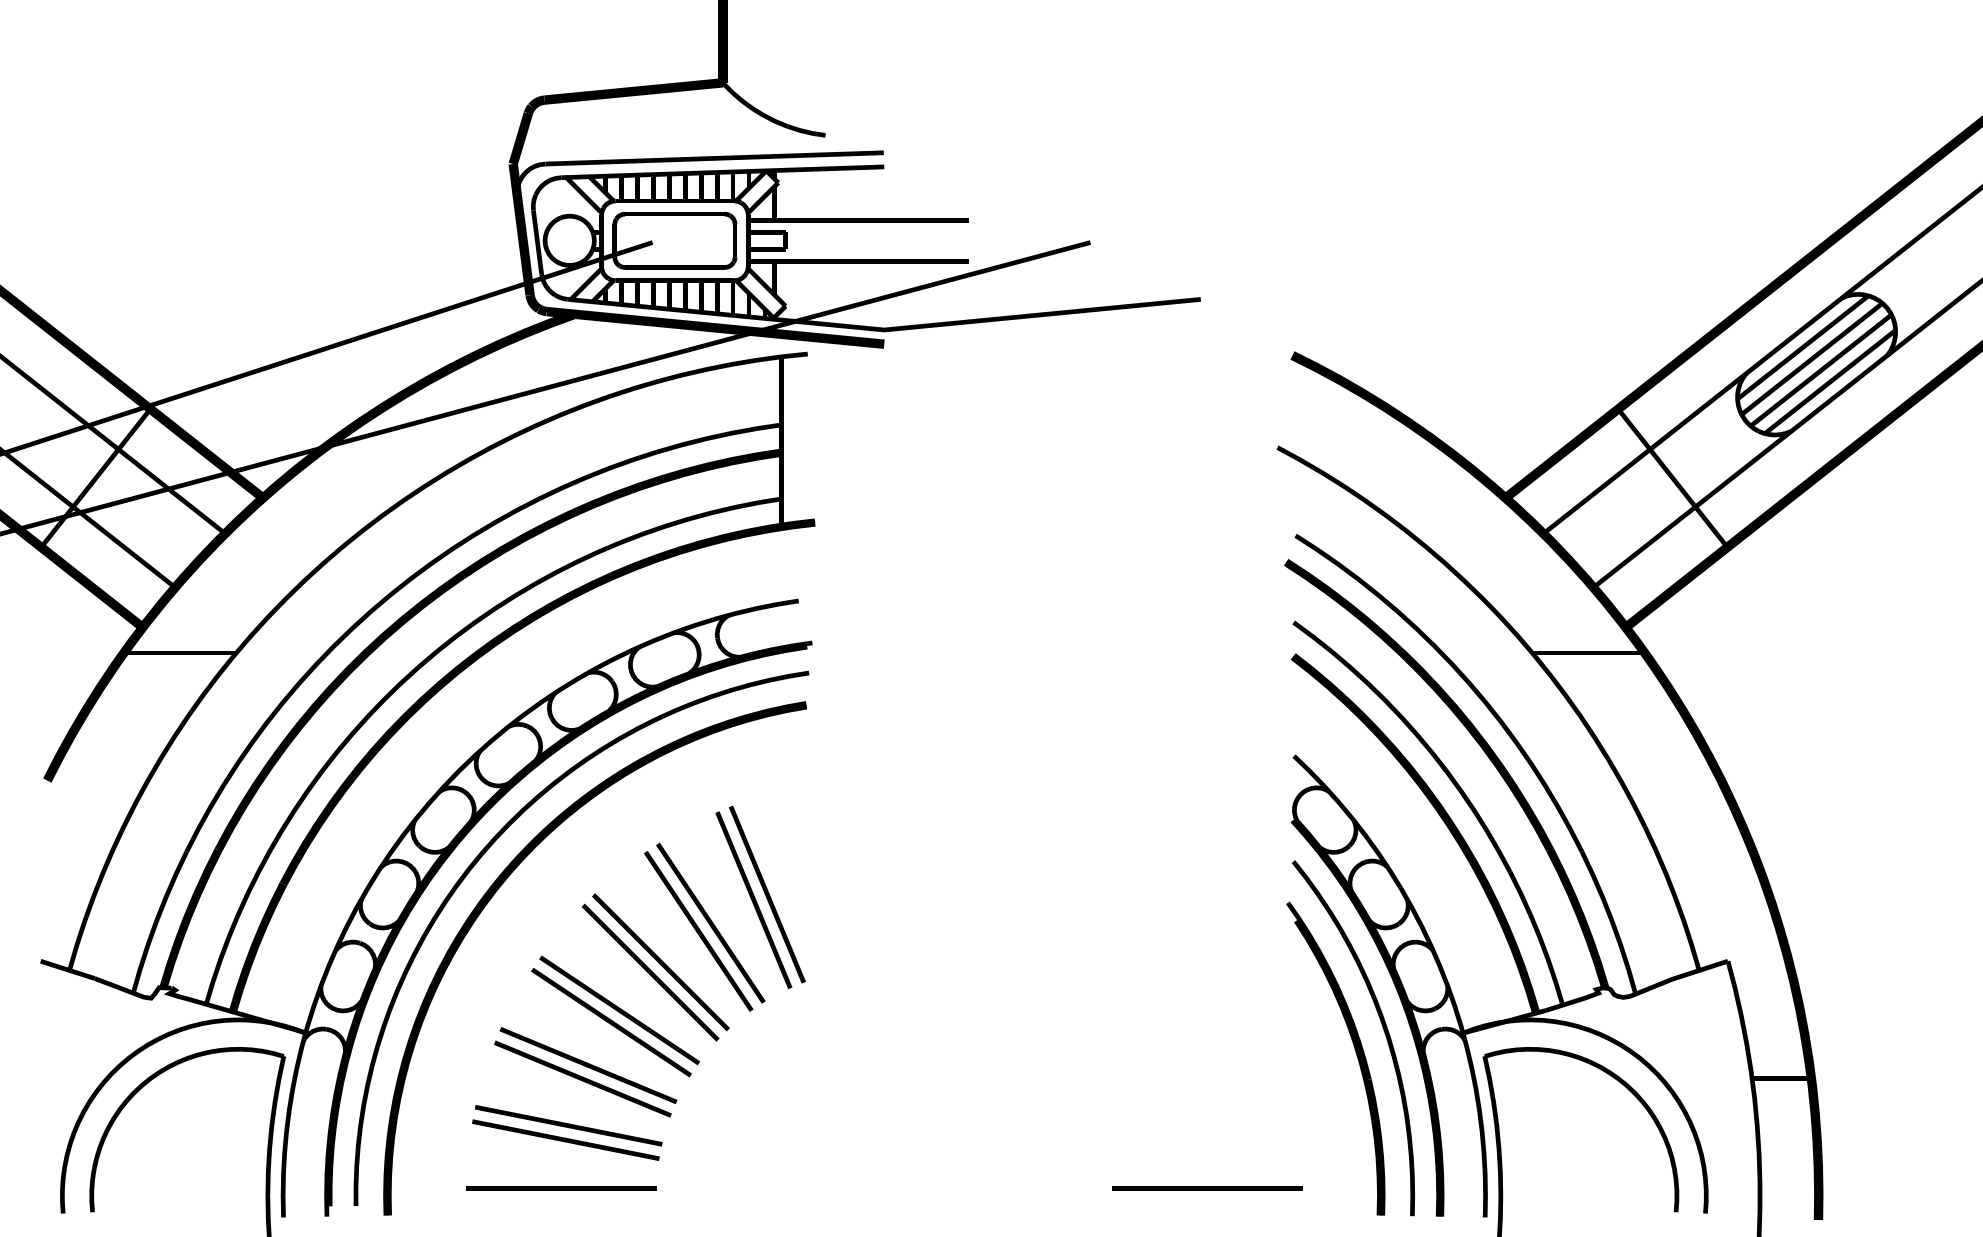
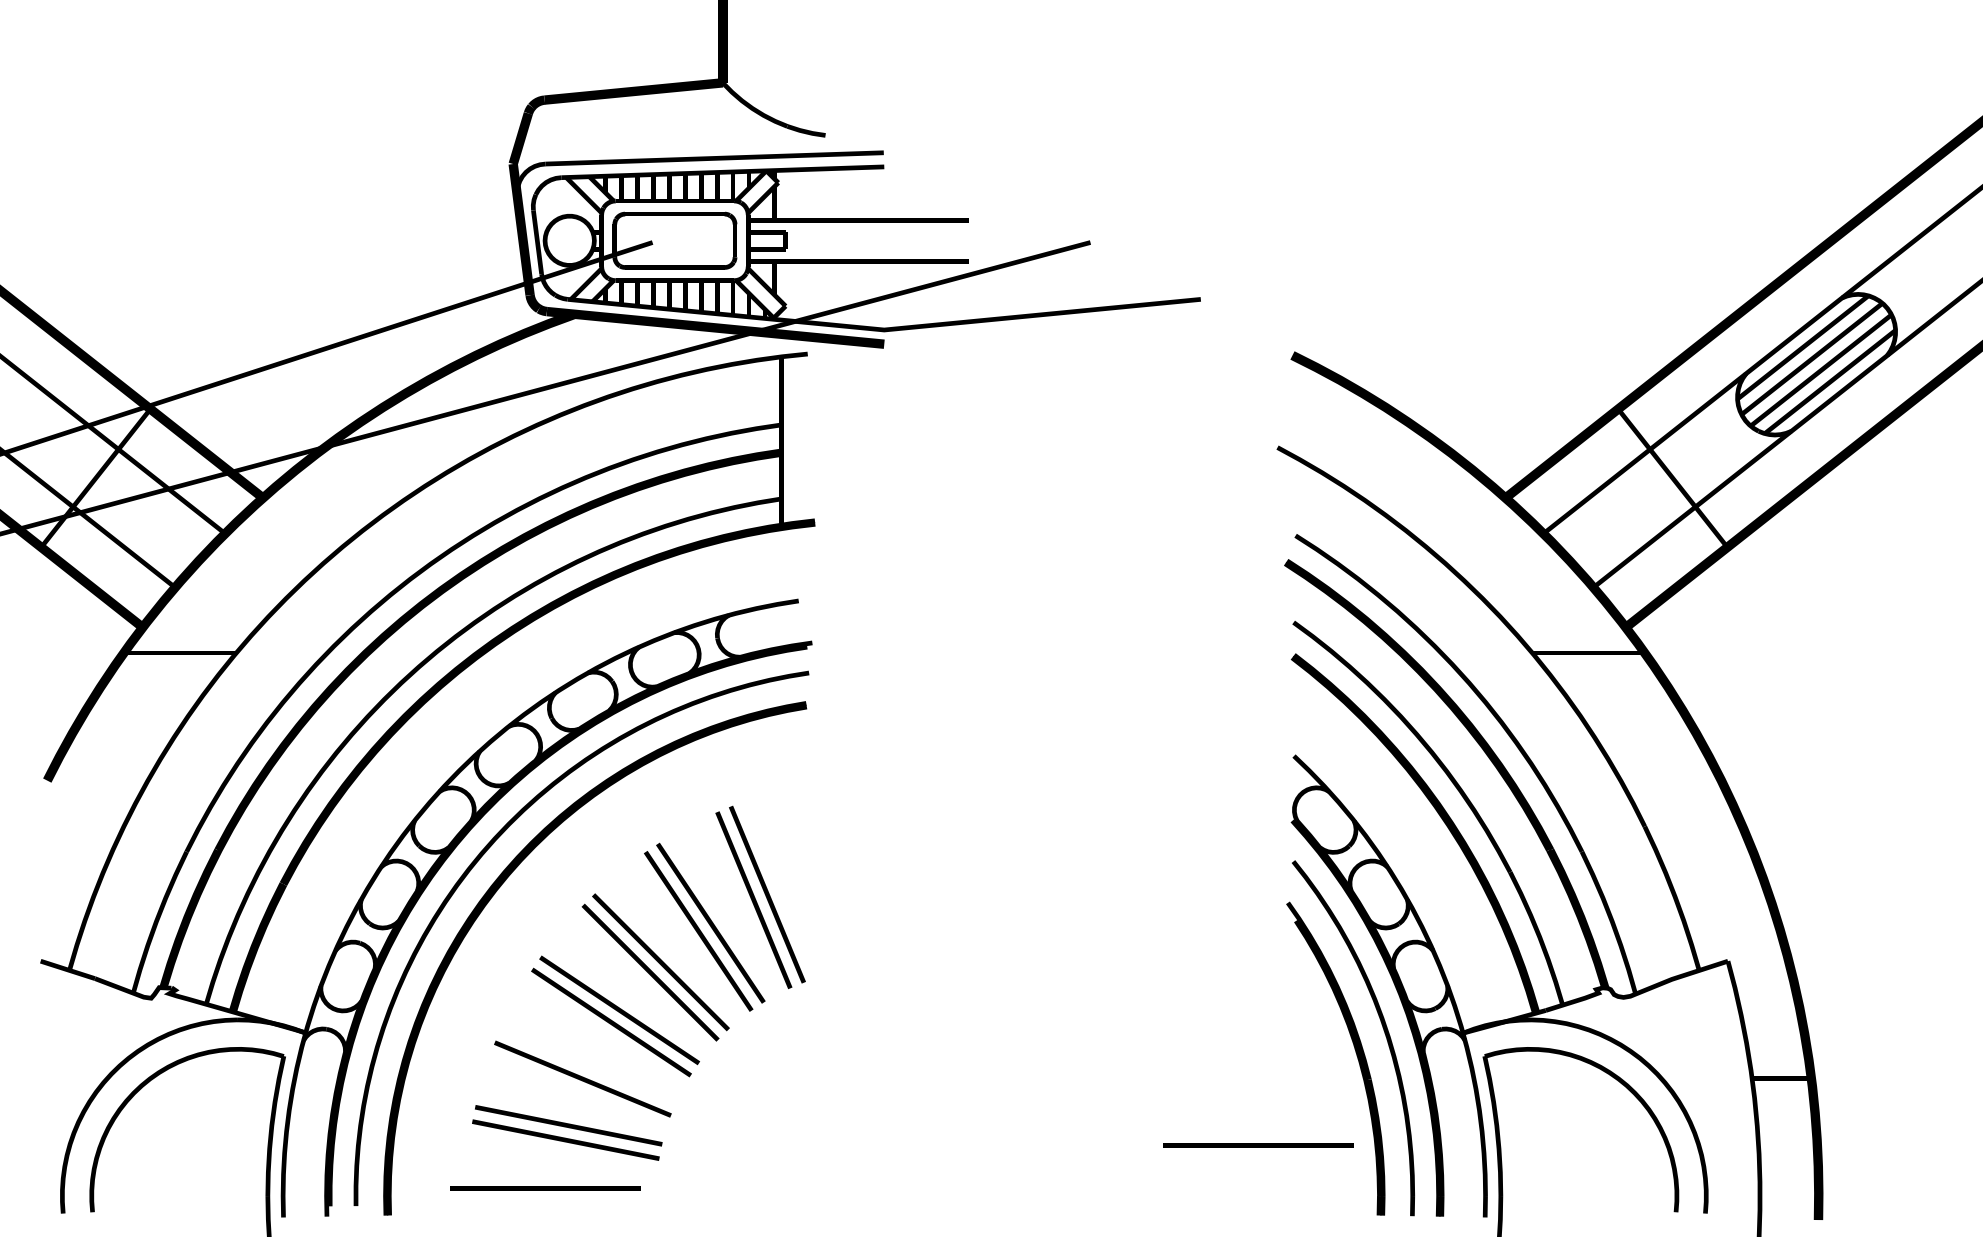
line: present -> none (588, 1065)
line position: (561, 1188) -> (545, 1188) (545, 1188)
line position: (1207, 1188) -> (1258, 1145) (1258, 1145)
